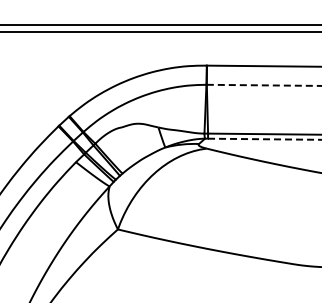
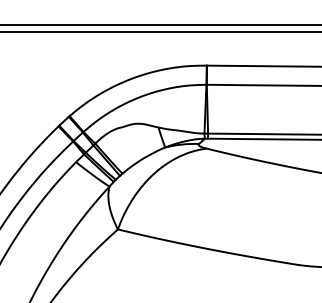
line: dashed -> solid (264, 85)
line: dashed -> solid (265, 139)
